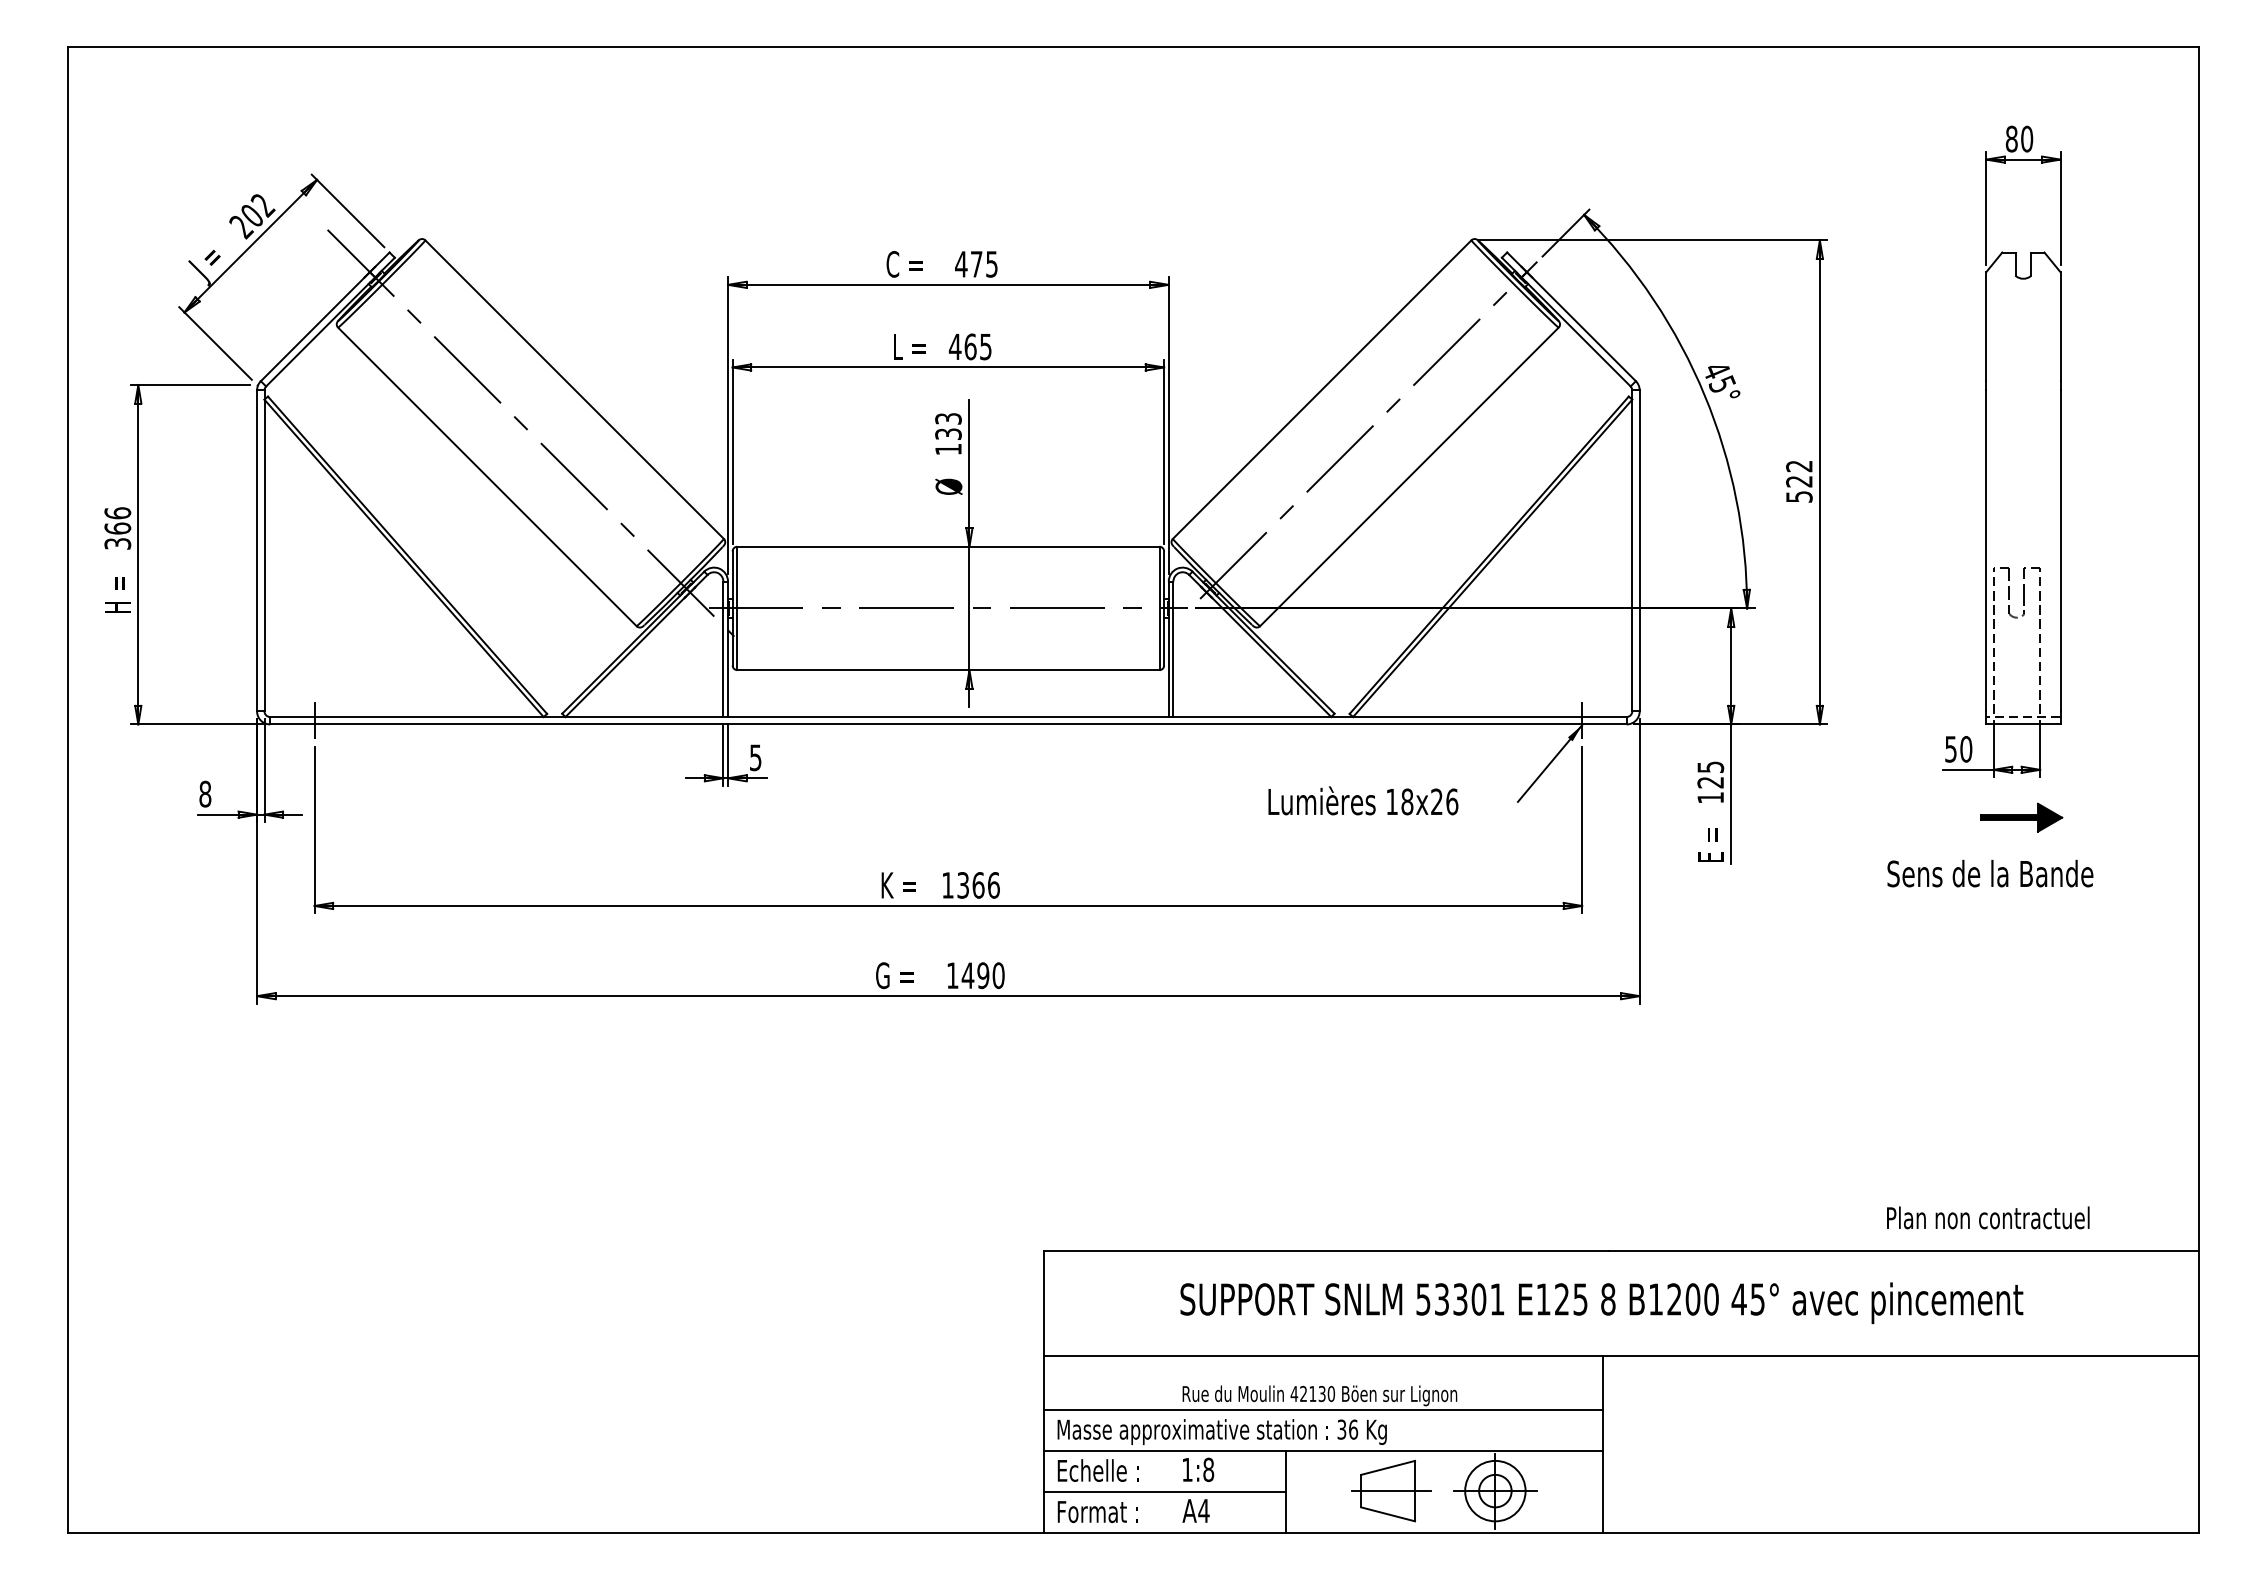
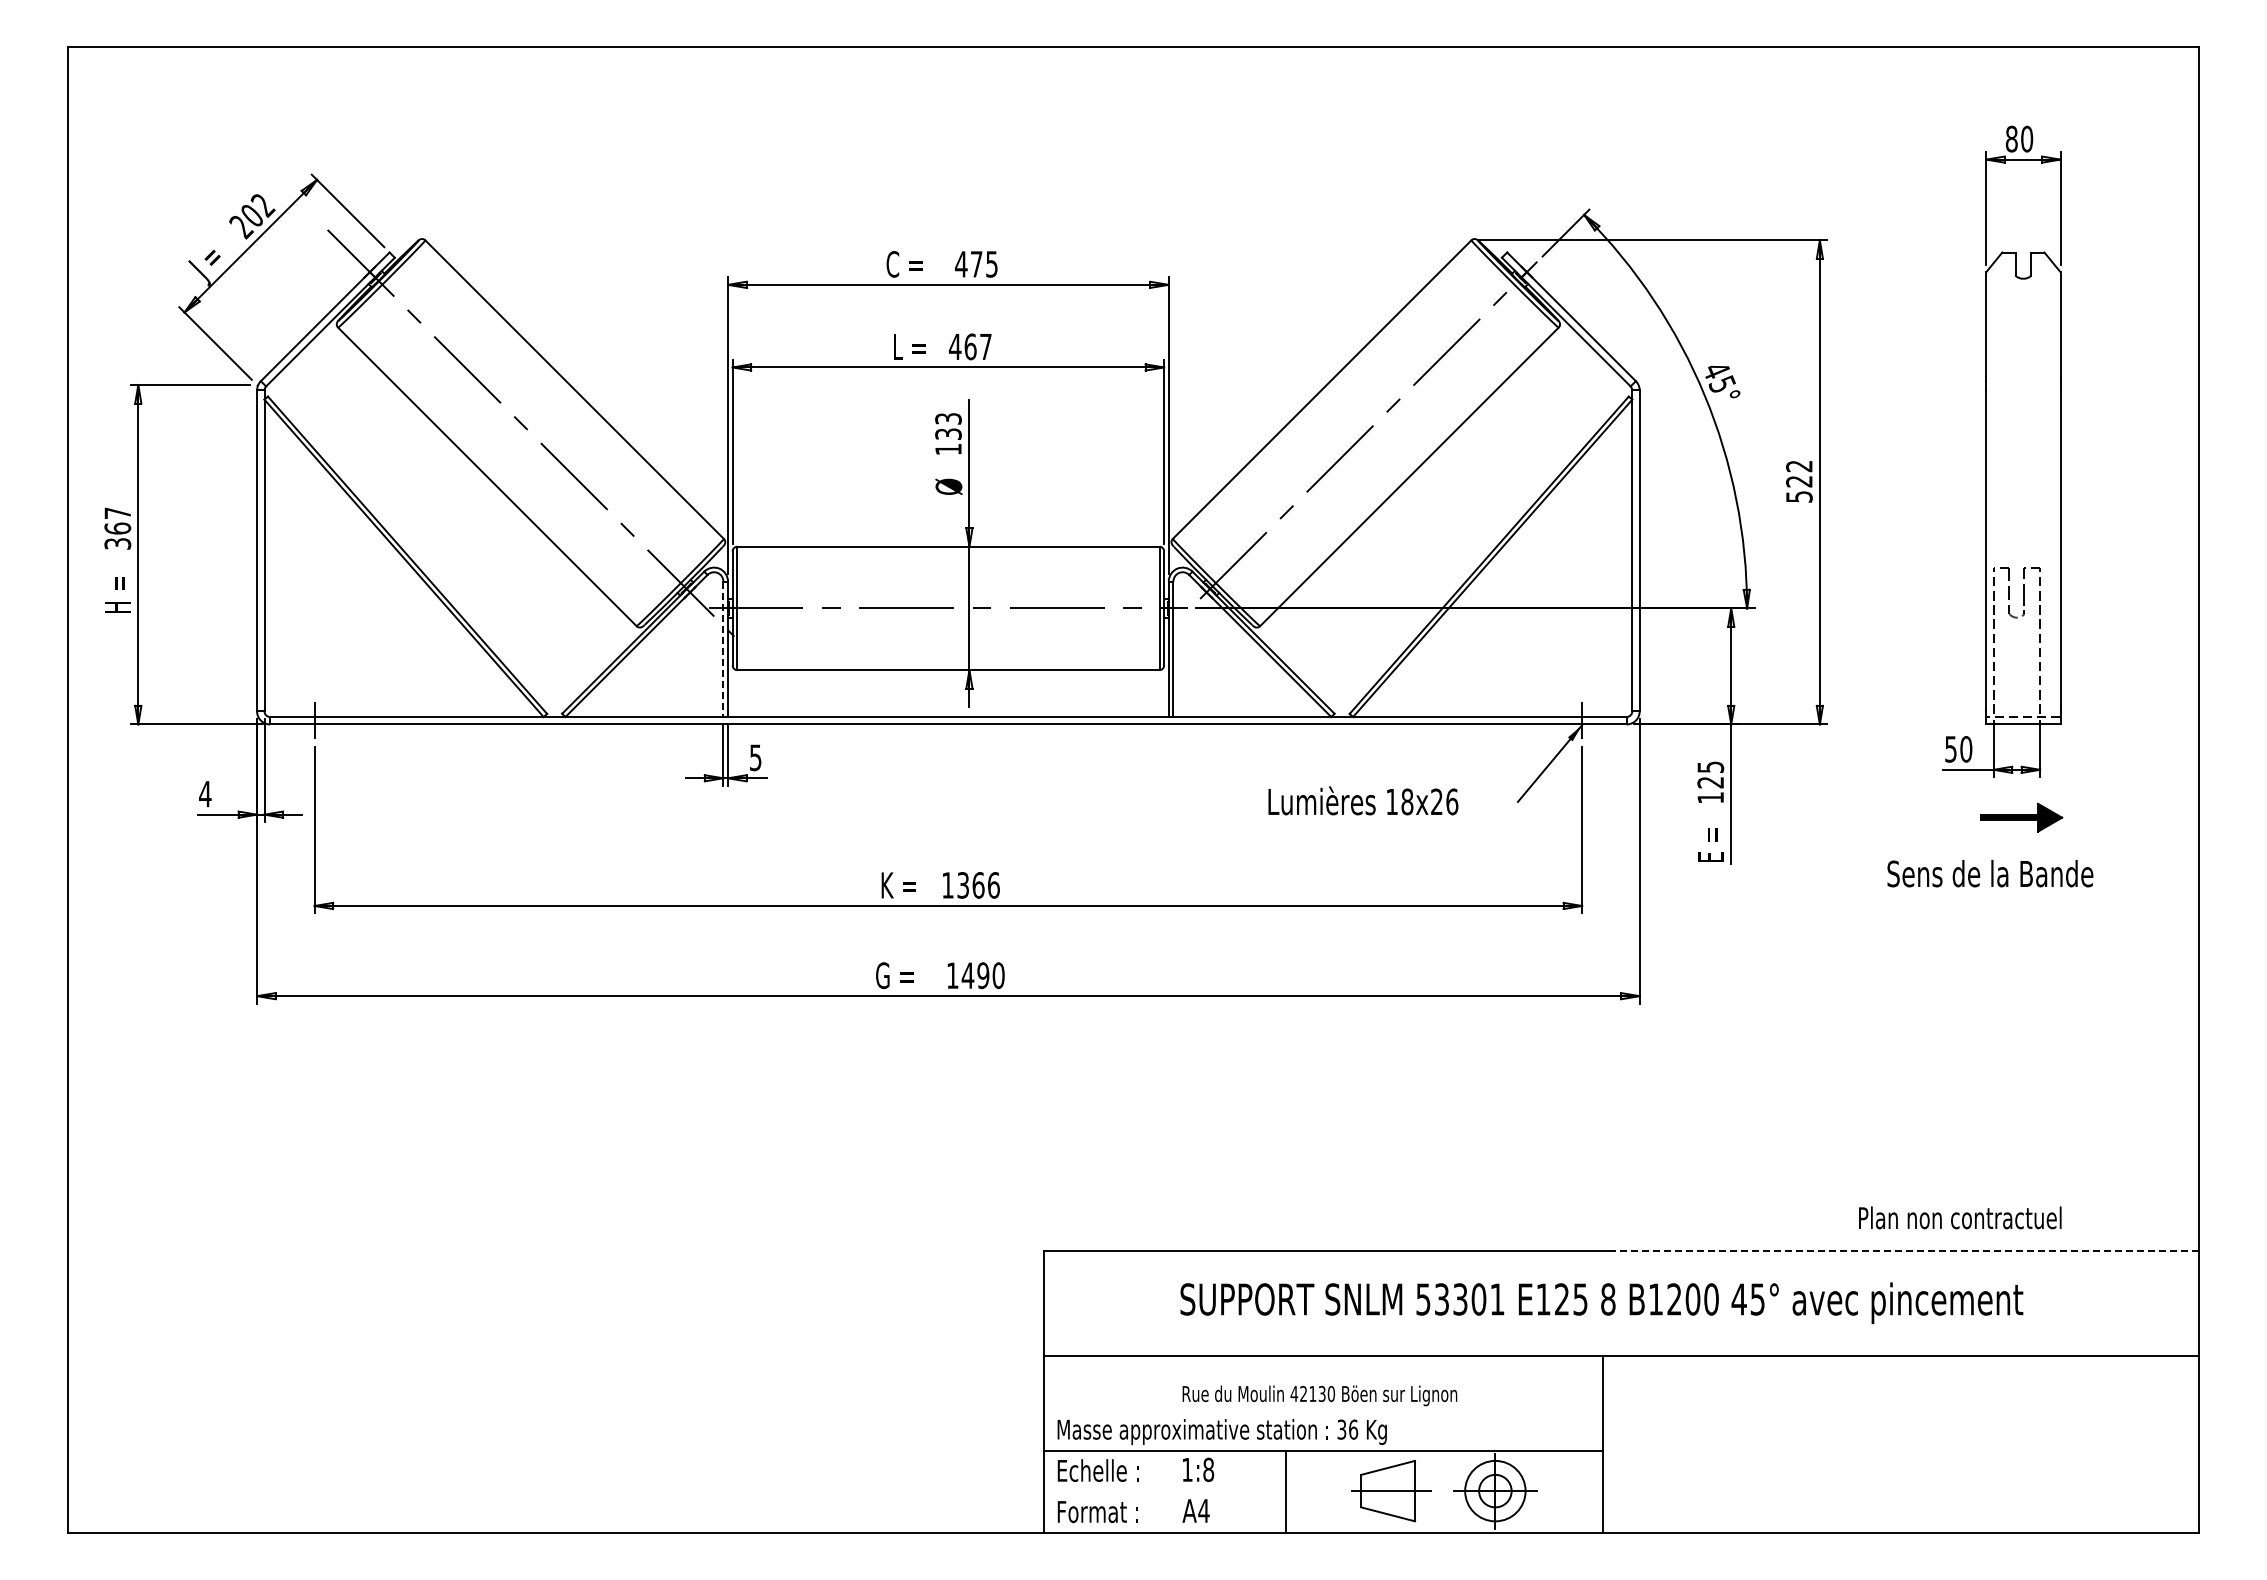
text: 465 -> 467 (985, 347)
text: 366 -> 367 (117, 513)
line: solid -> dashed (723, 649)
text: 8 -> 4 (205, 793)
text position: (1988, 1217) -> (1960, 1217) (1960, 1217)
line: solid -> dashed (1903, 1250)
line: present -> none (1322, 1410)
line: present -> none (1164, 1492)
